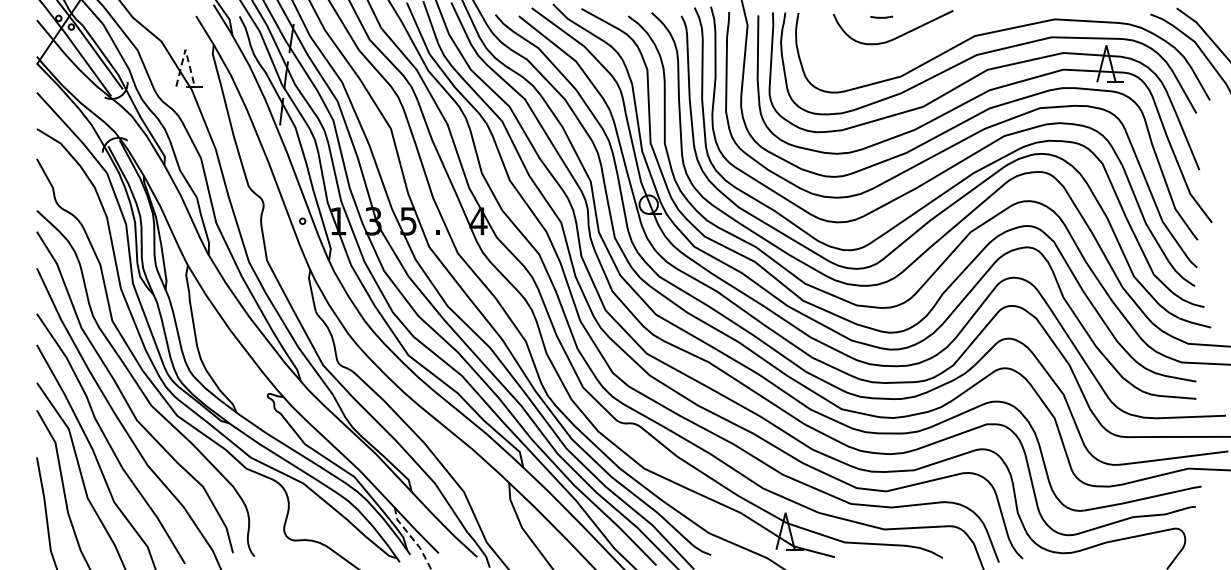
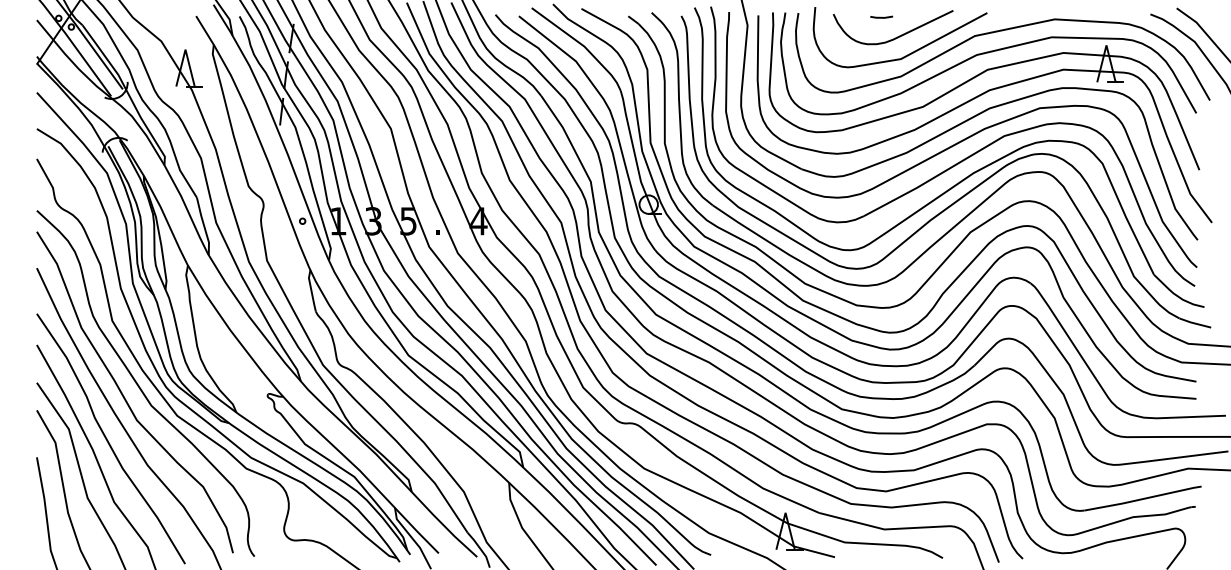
line: dashed -> solid (185, 49)
curve: none -> present (907, 54)
line: dashed -> solid (412, 538)
